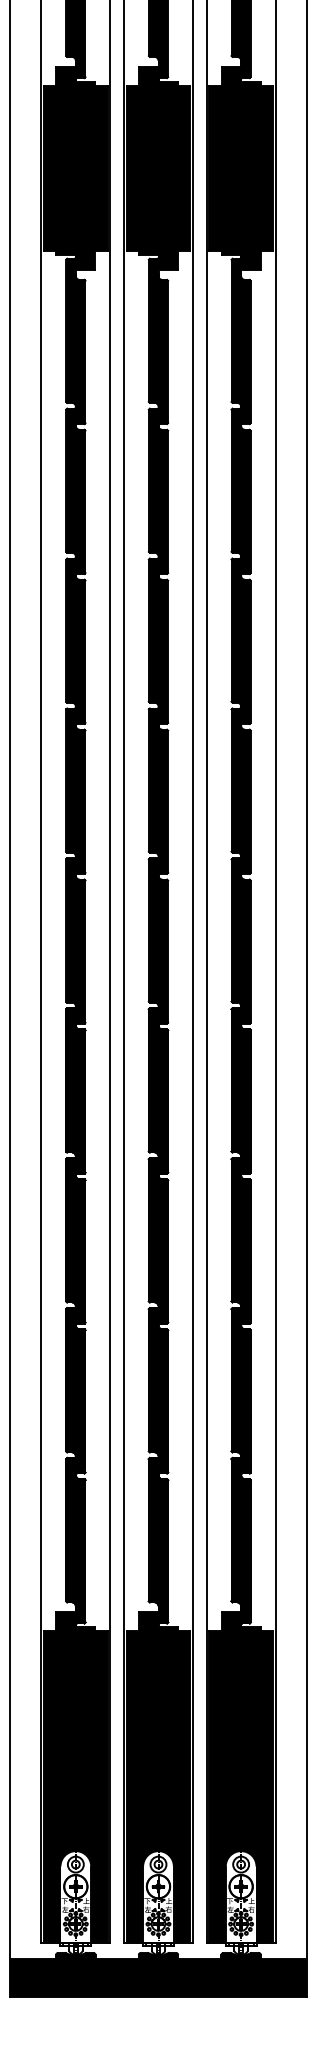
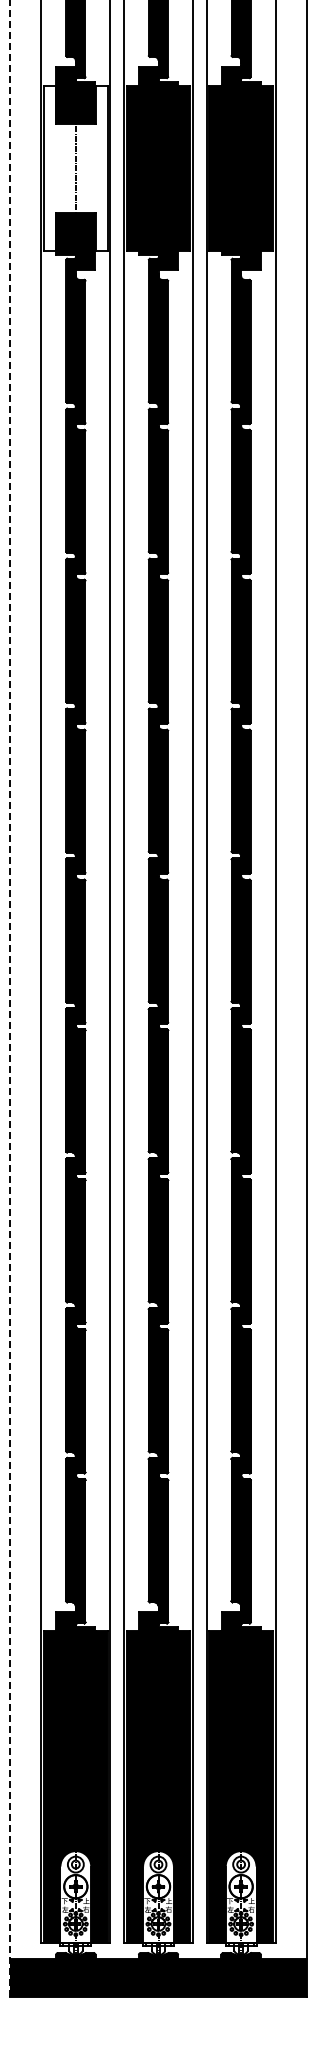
fill: present -> none (75, 168)
line: solid -> dashed (9, 998)
